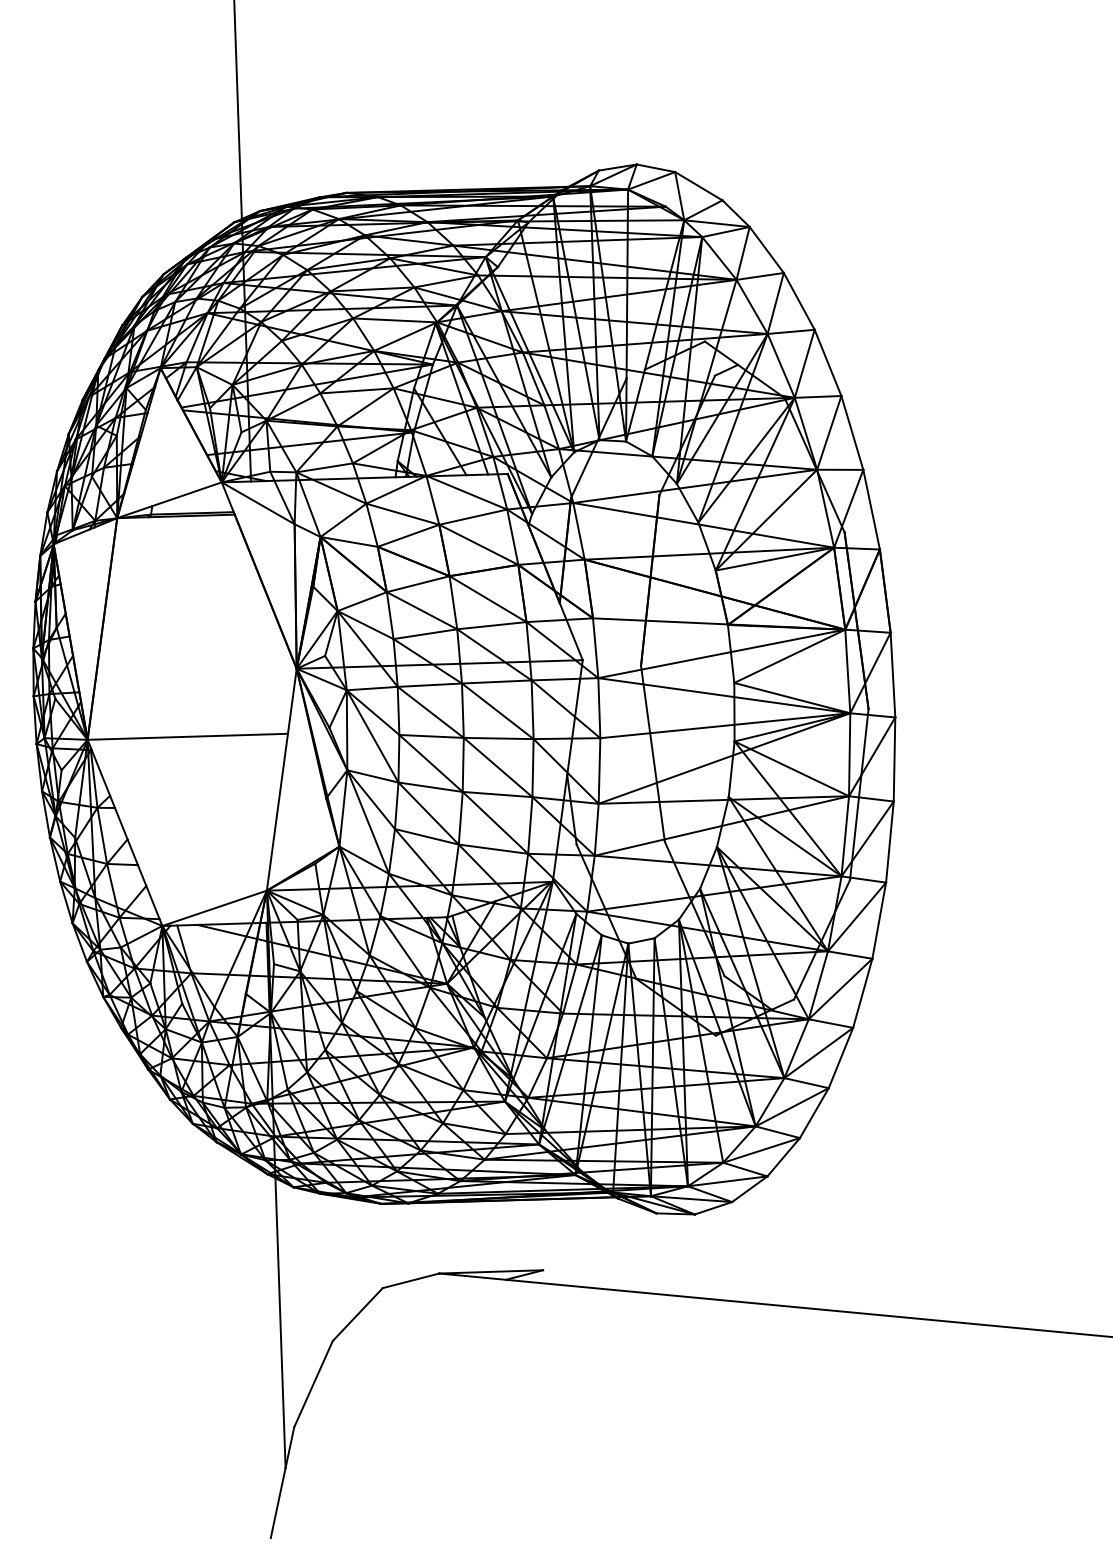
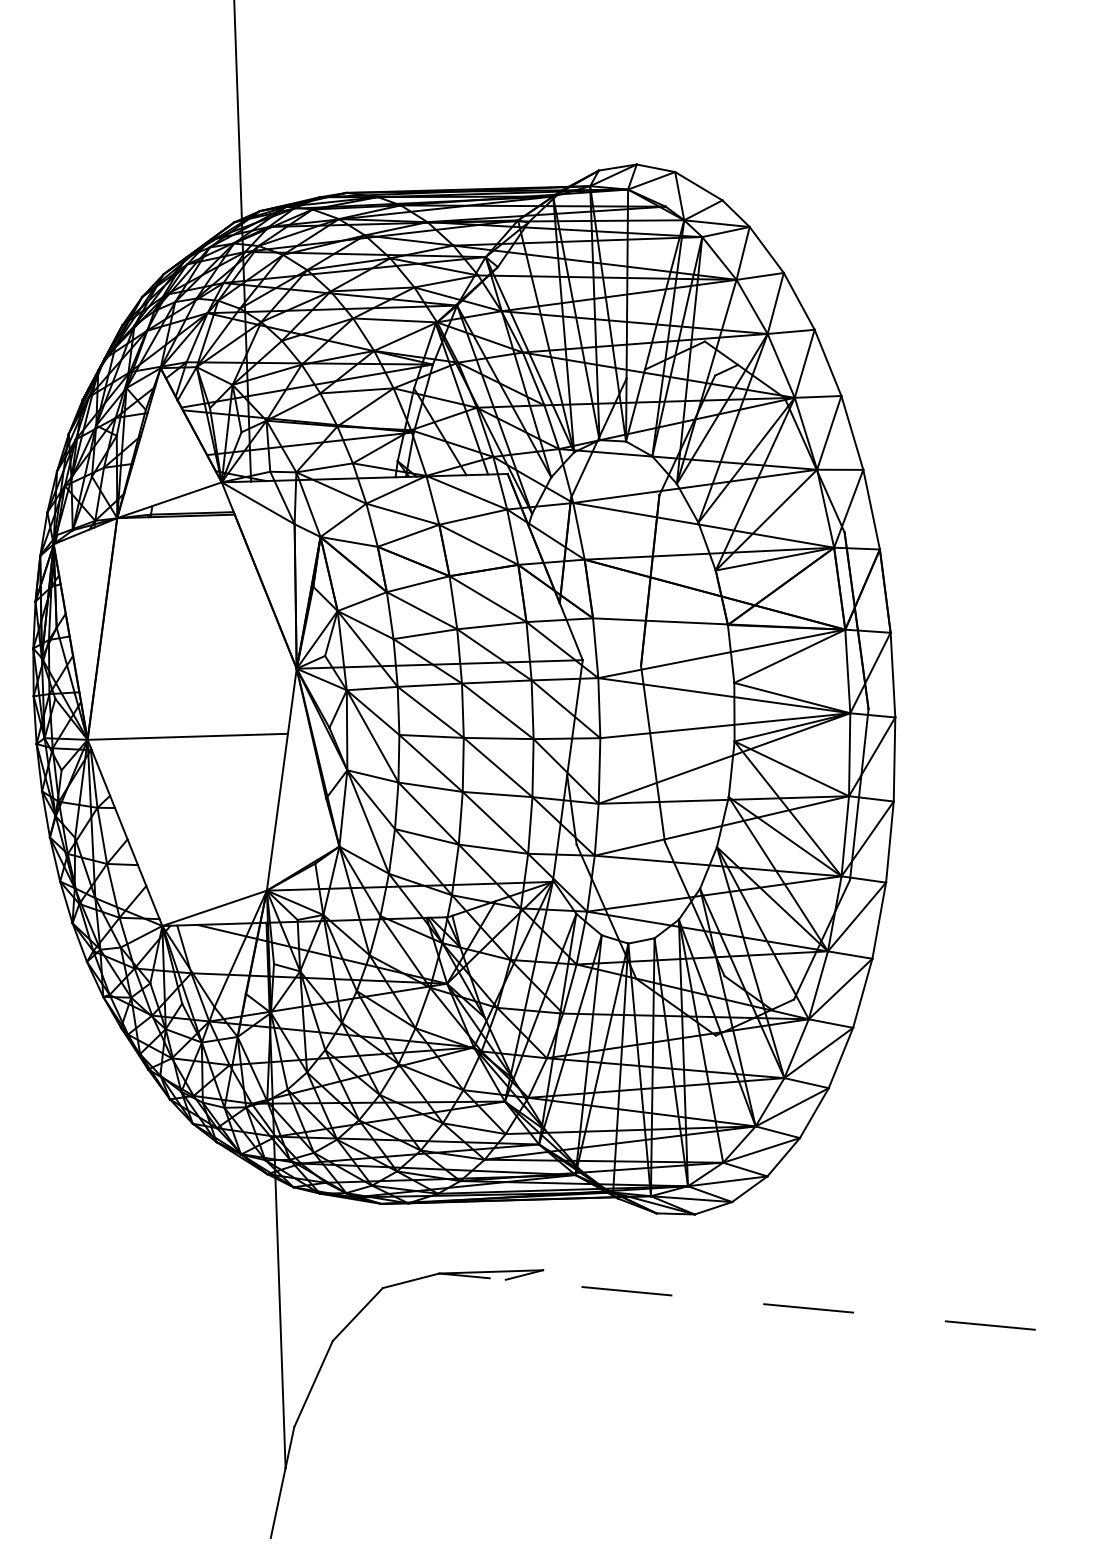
line: solid -> dashed (775, 1305)
